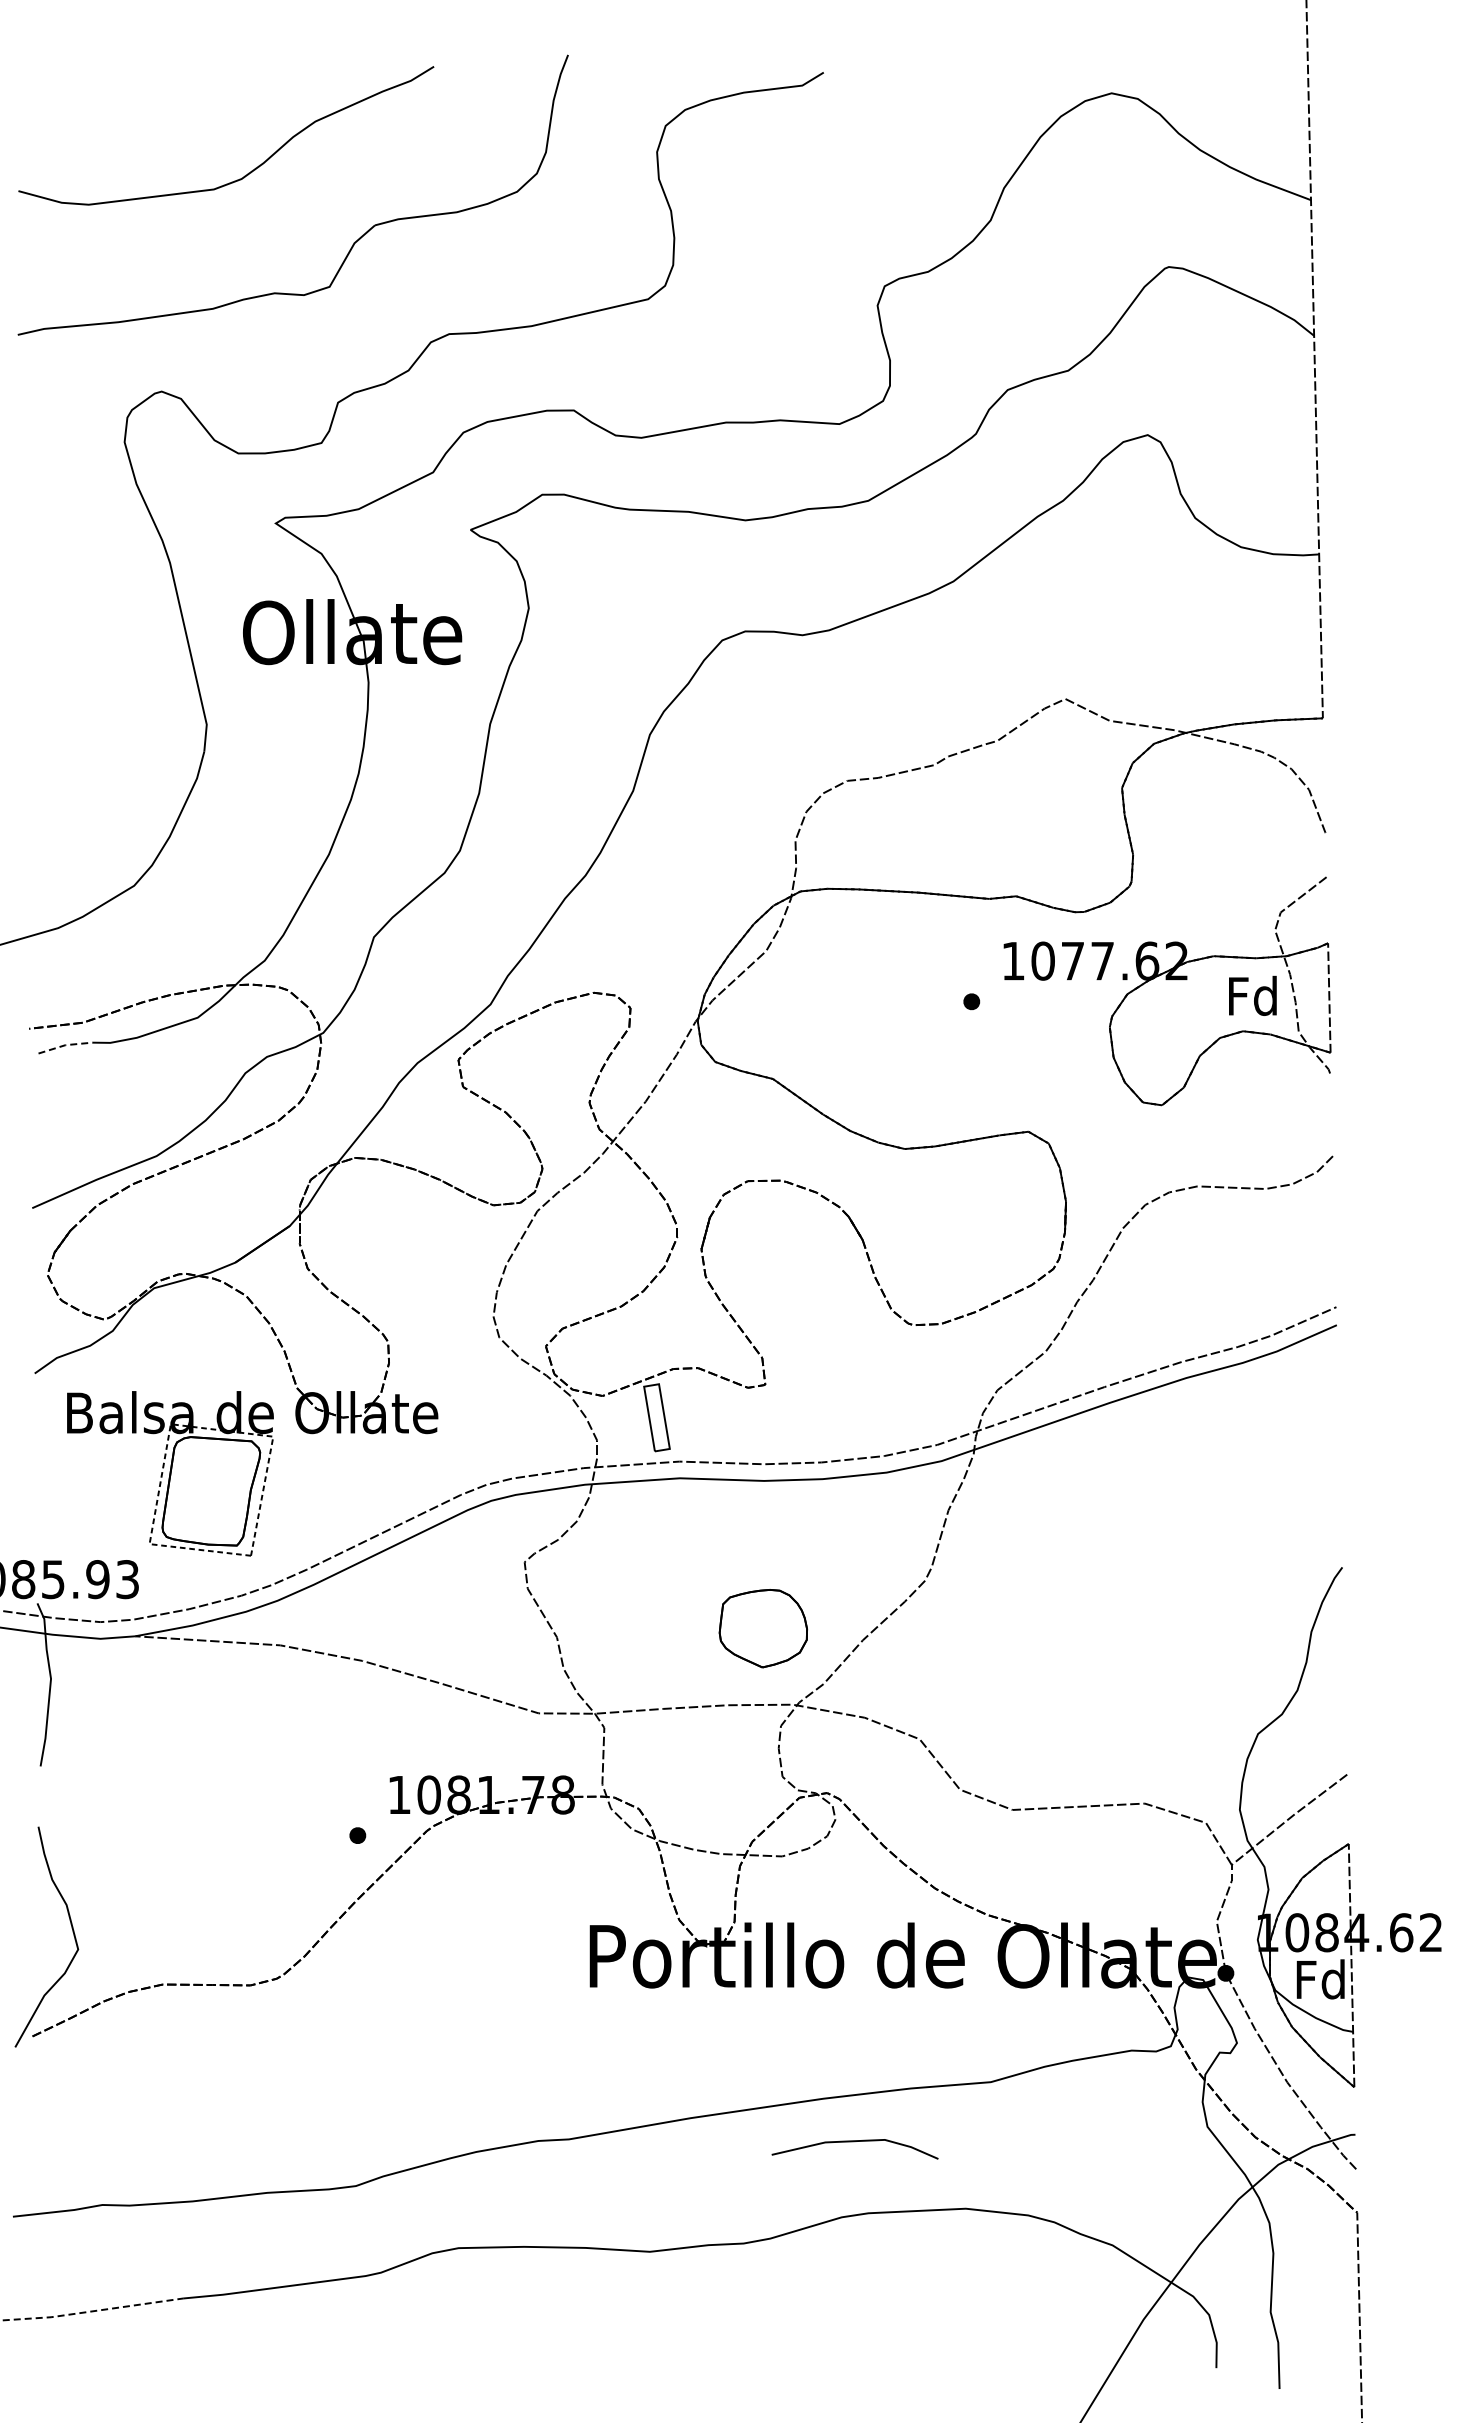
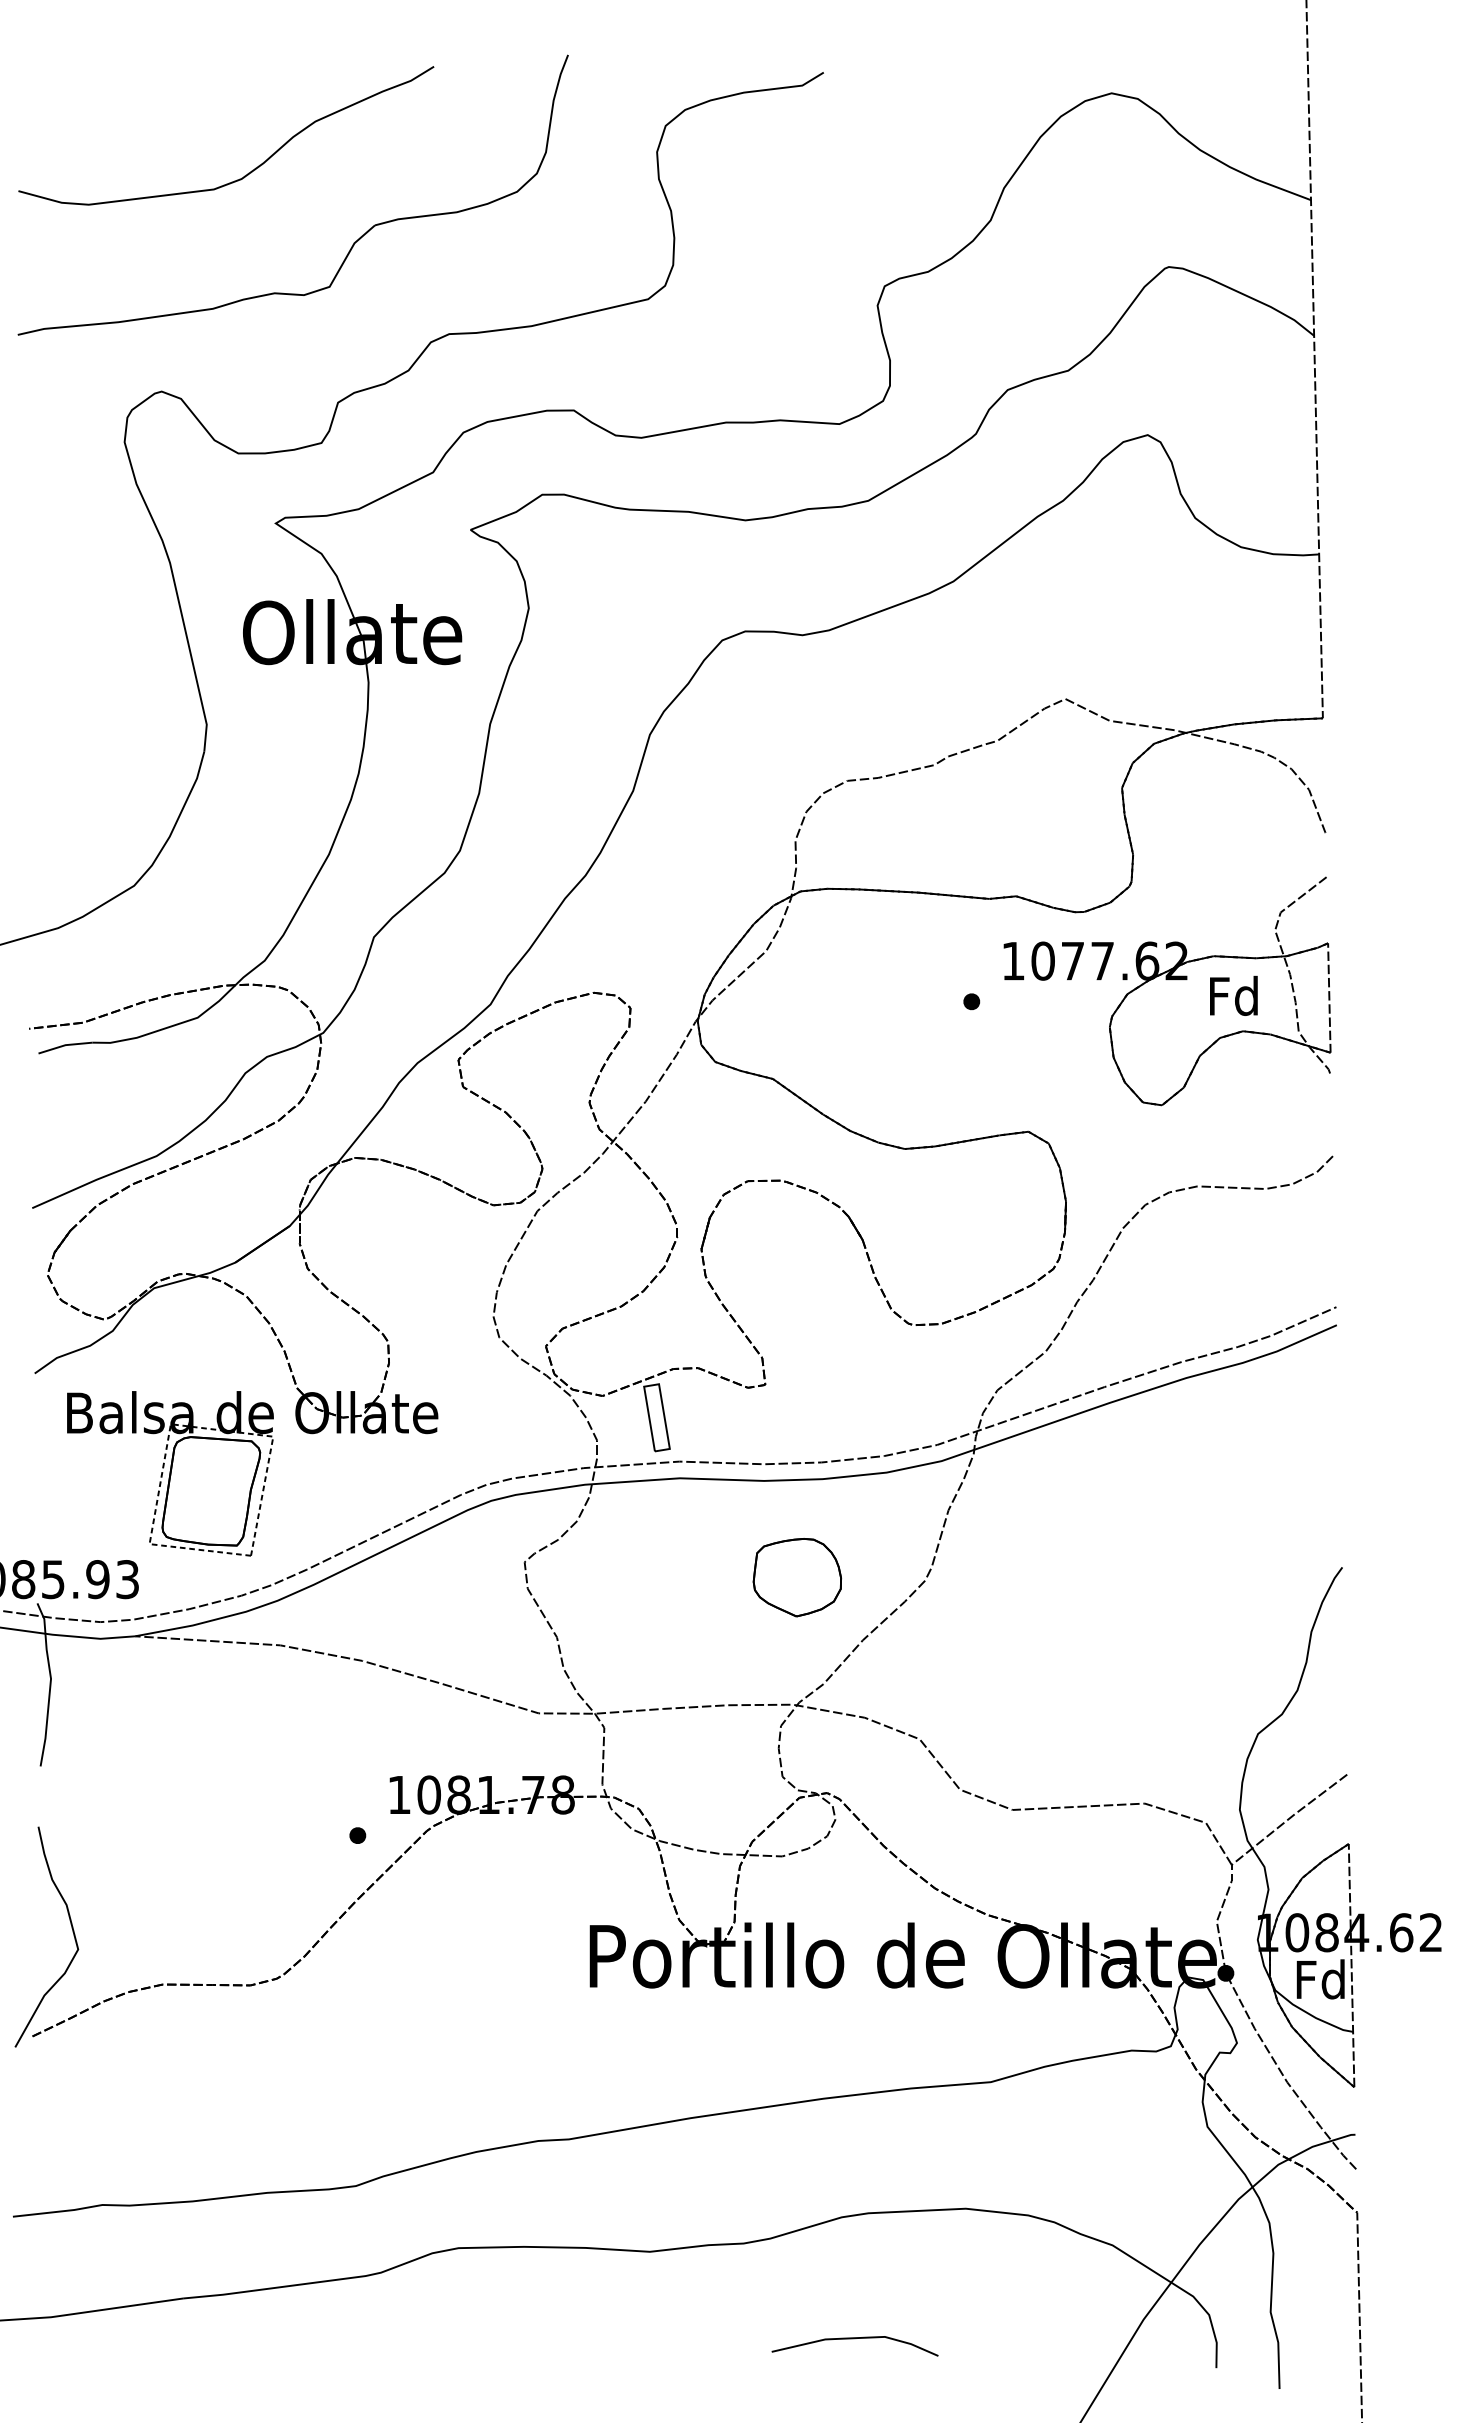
text position: (1252, 995) -> (1233, 995) (1233, 995)
line: dashed -> solid (65, 1045)
part position: (762, 1628) -> (796, 1577) (796, 1577)
line position: (854, 2142) -> (854, 2339) (854, 2339)
line: dashed -> solid (91, 2311)
